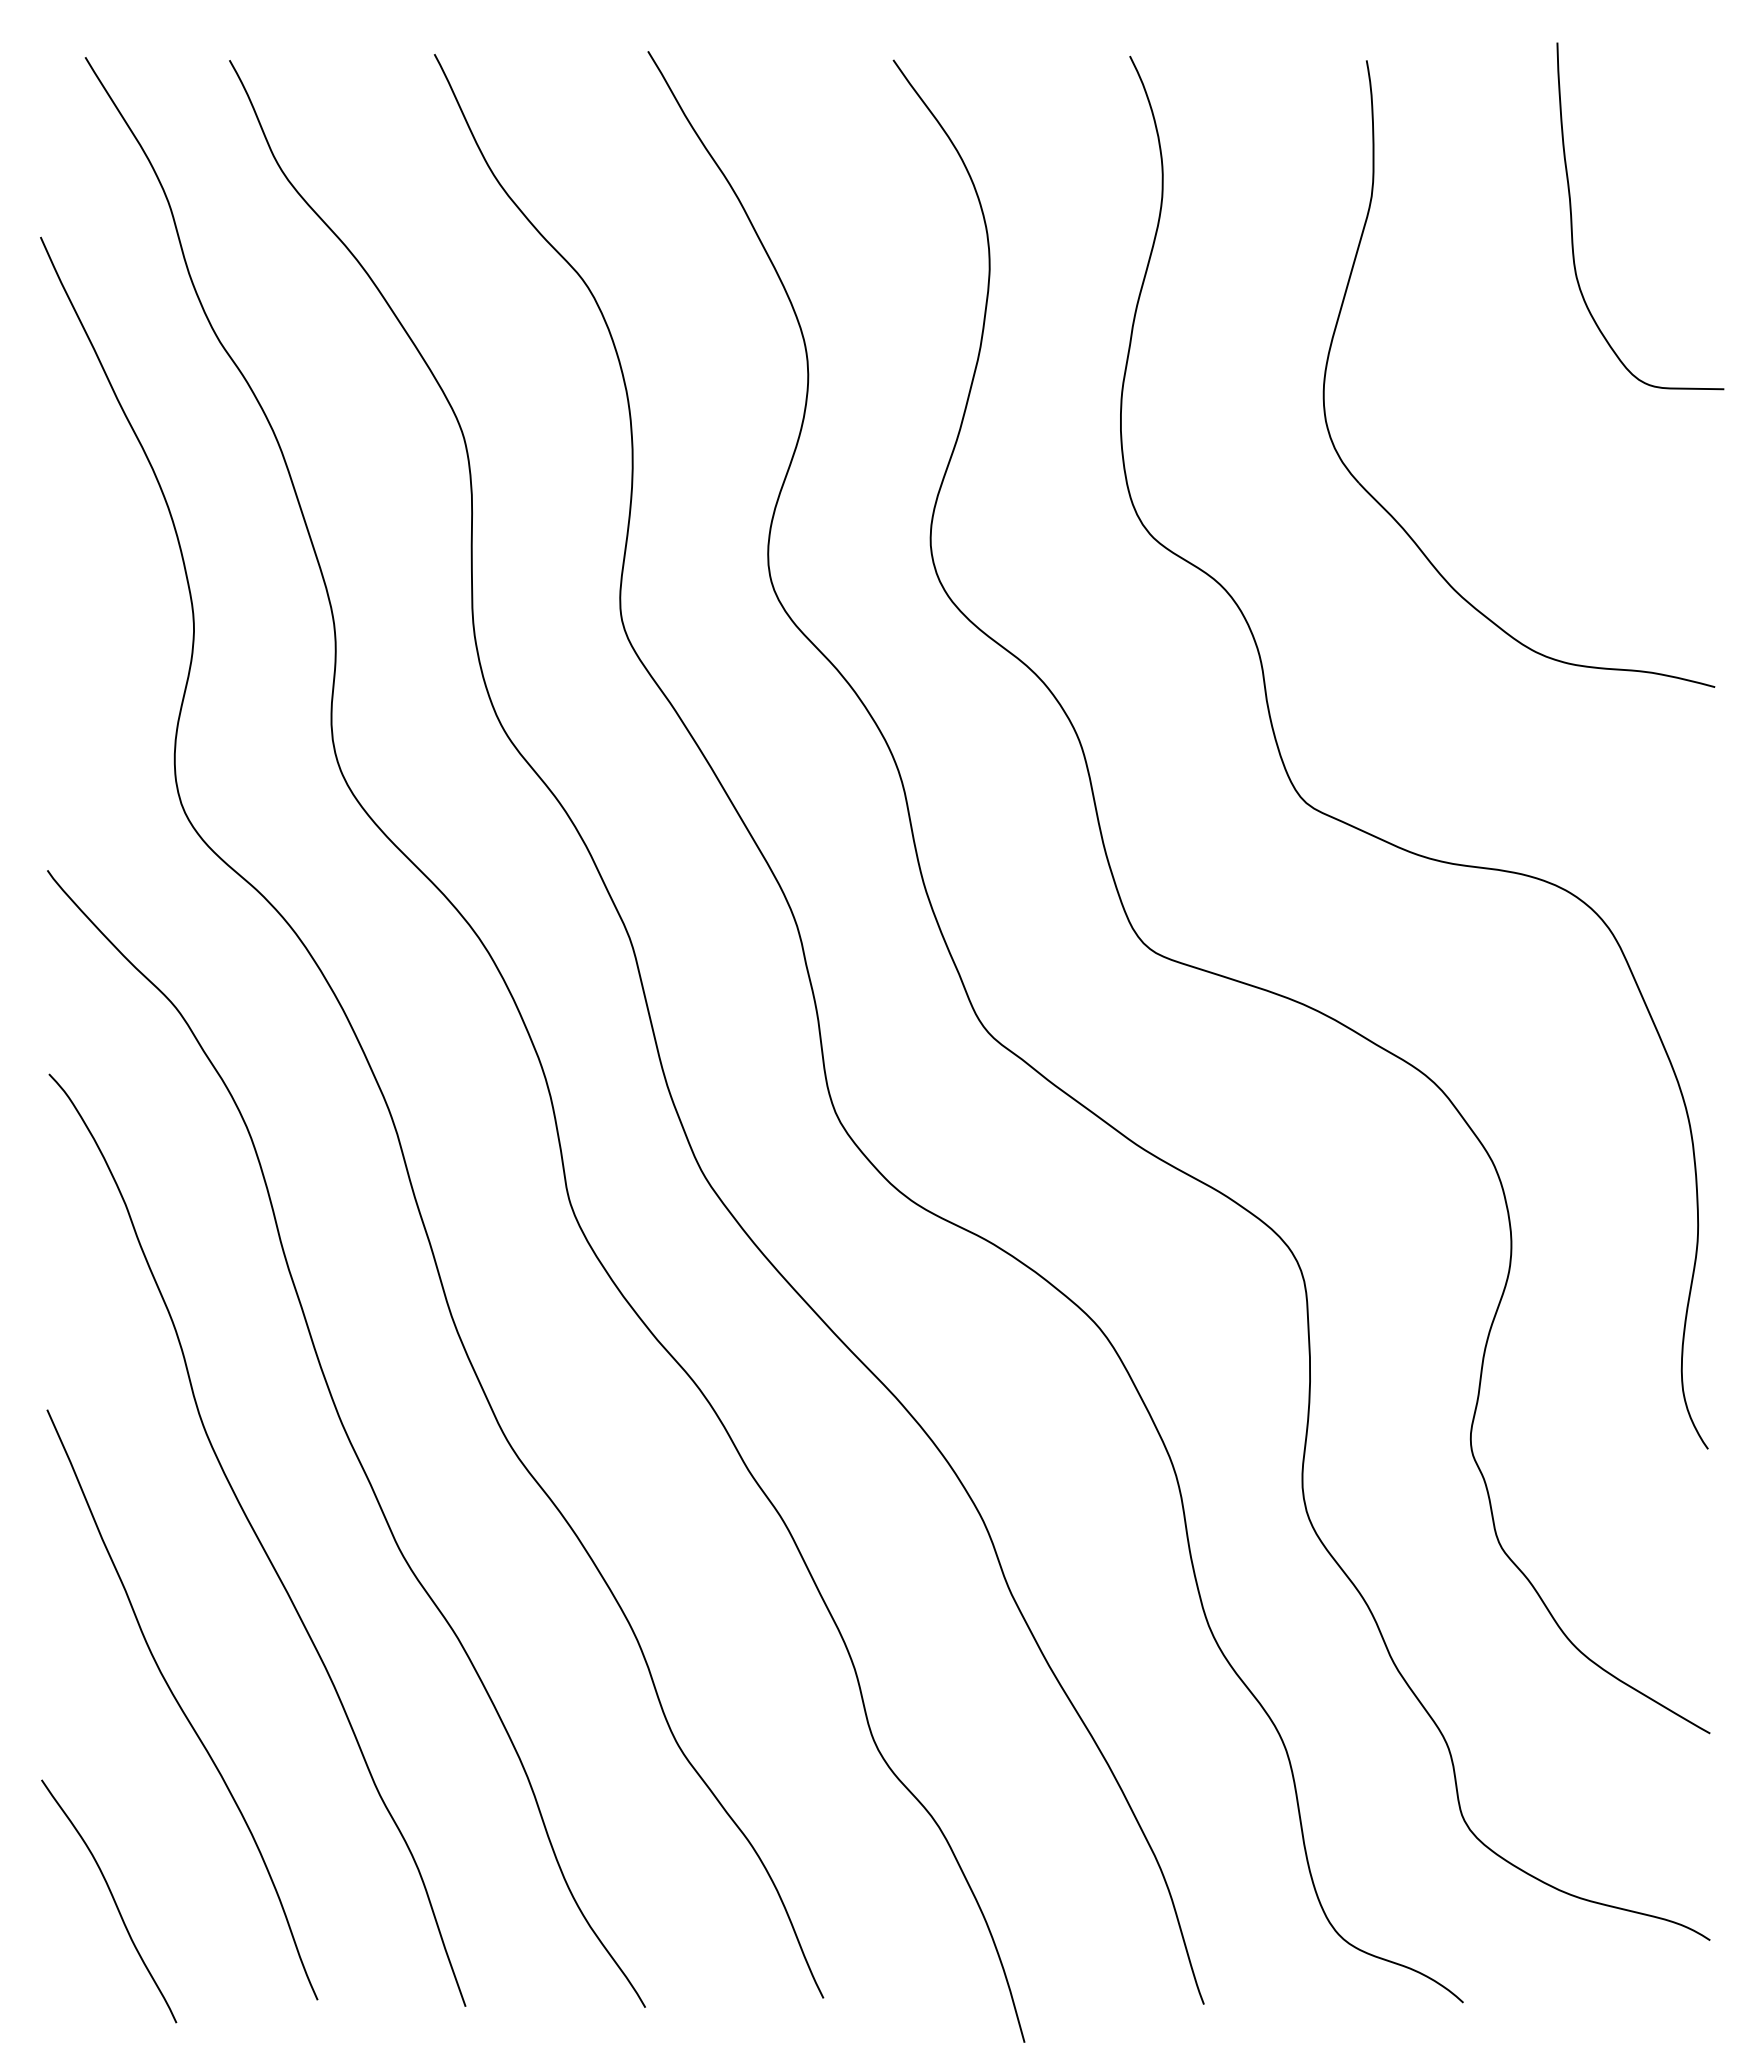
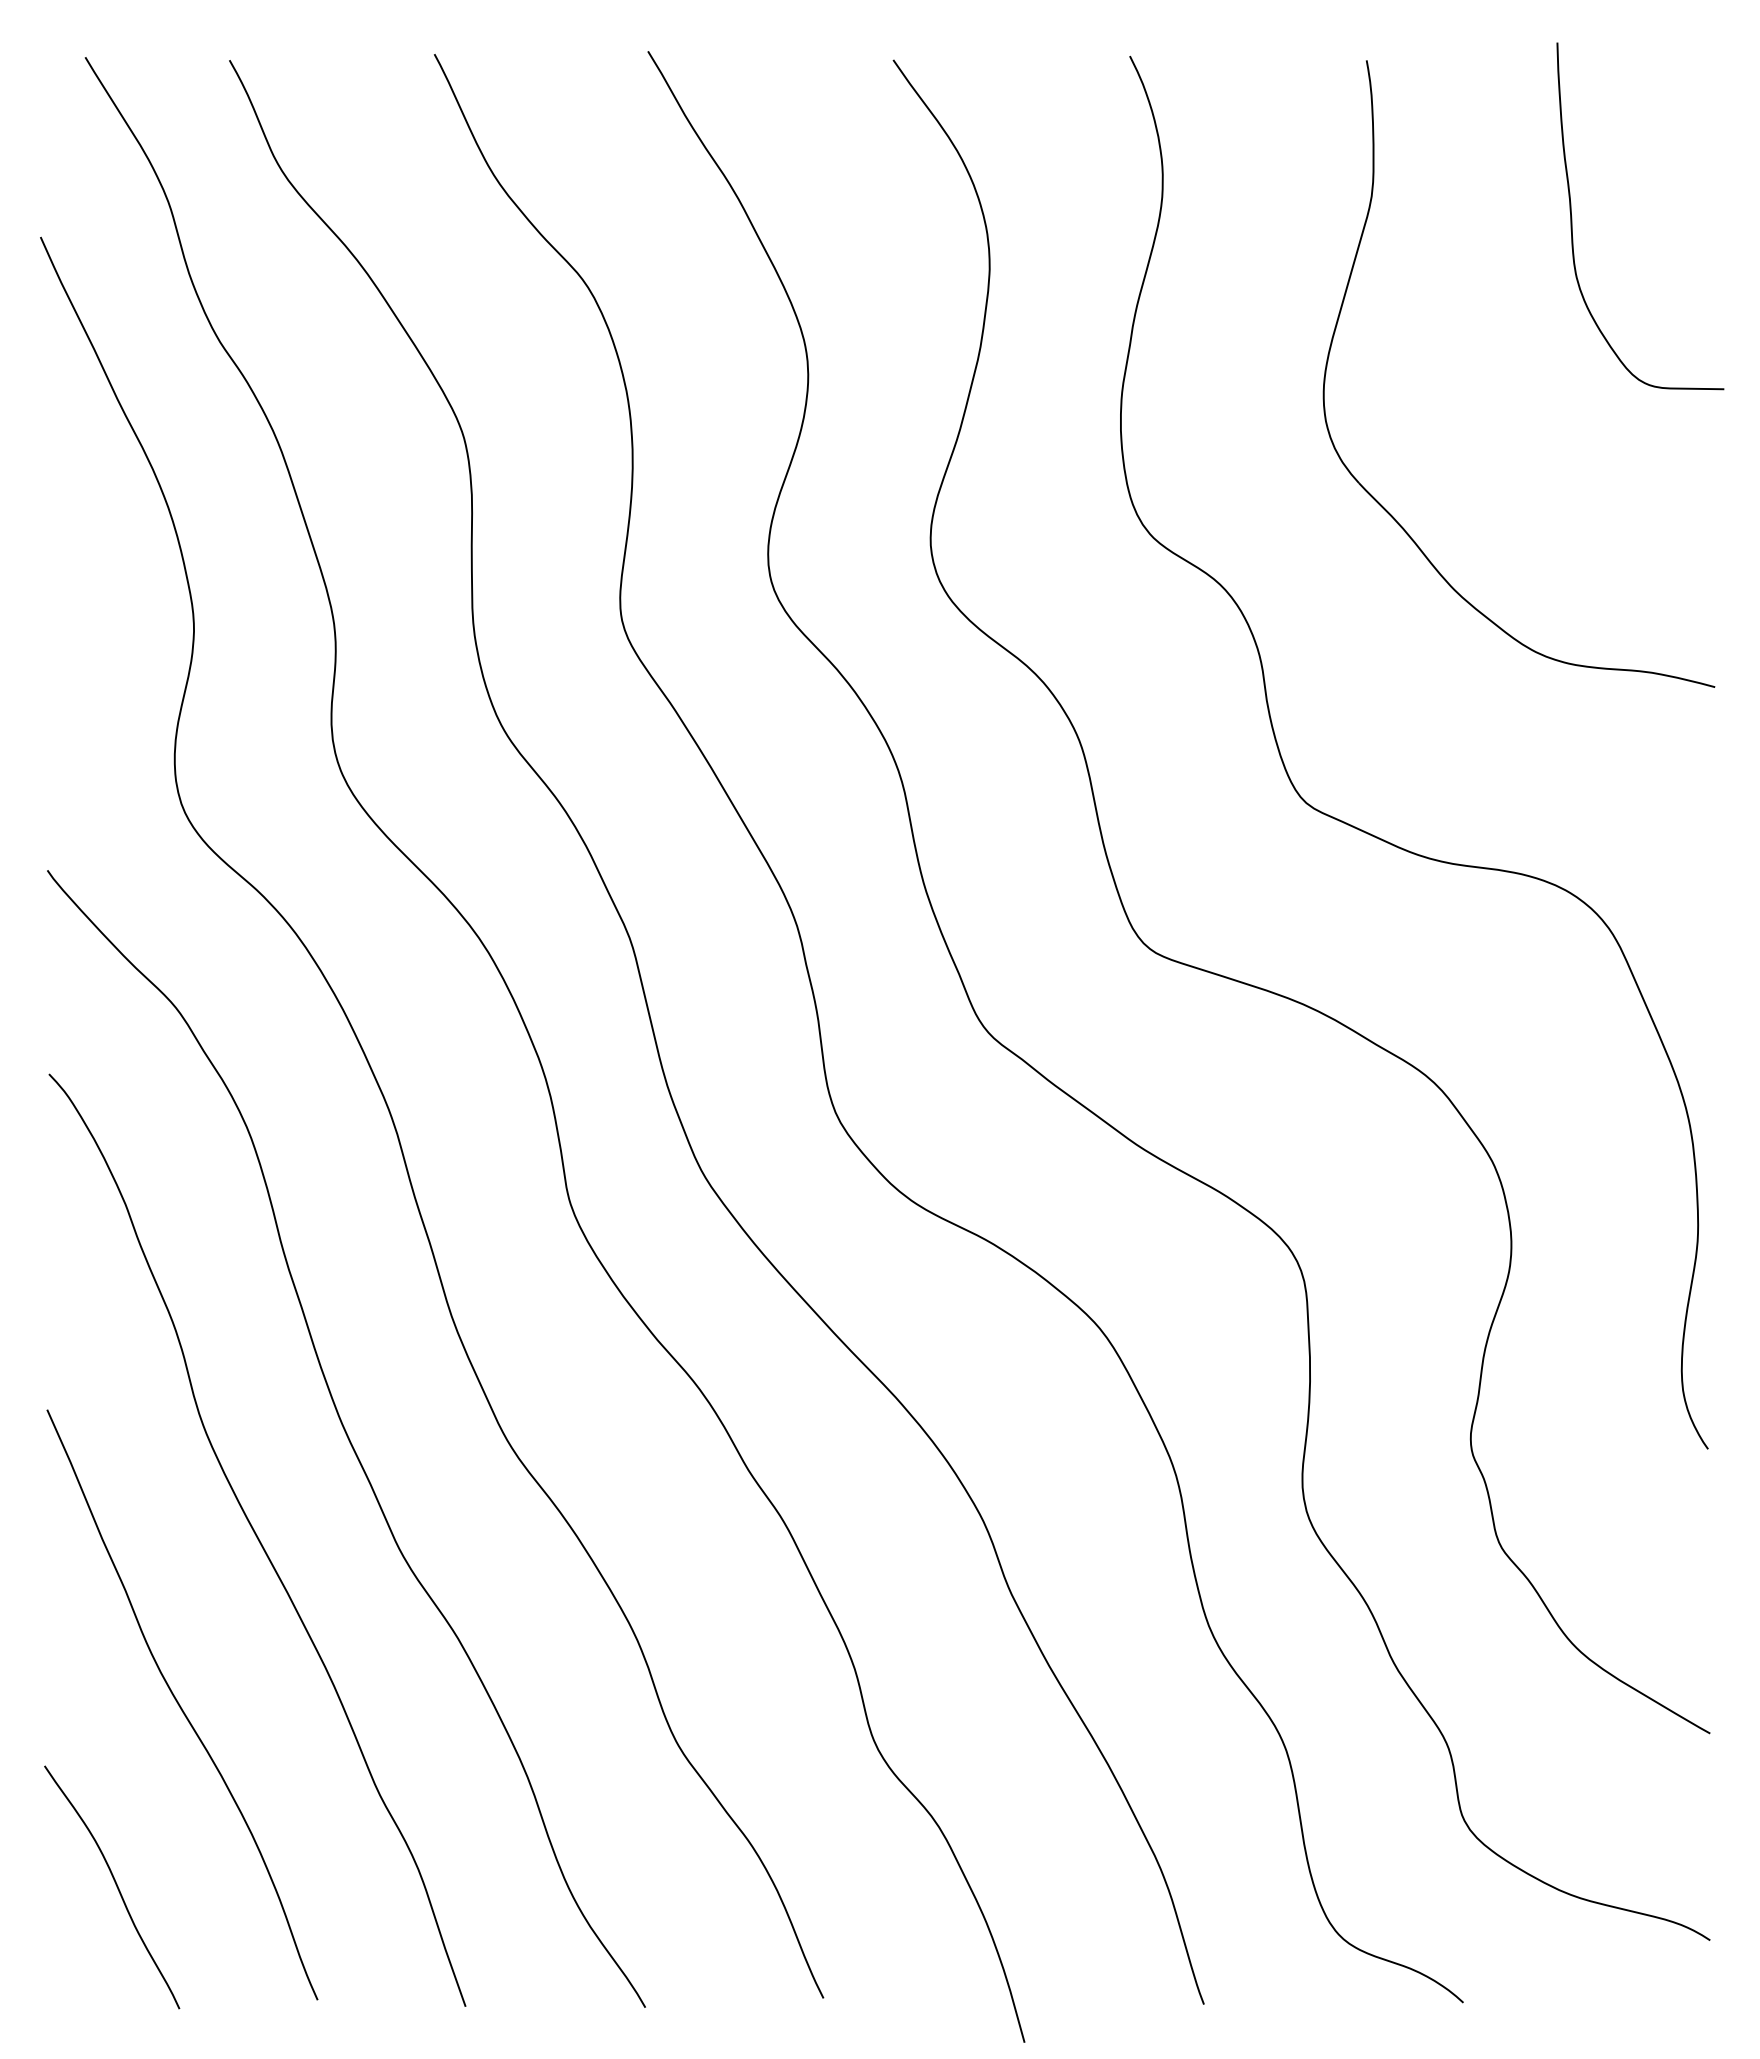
curve position: (113, 1901) -> (116, 1887) (116, 1887)
